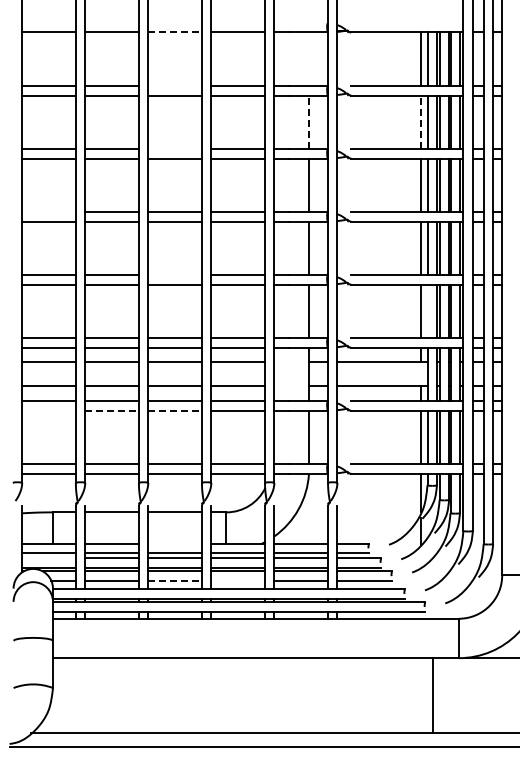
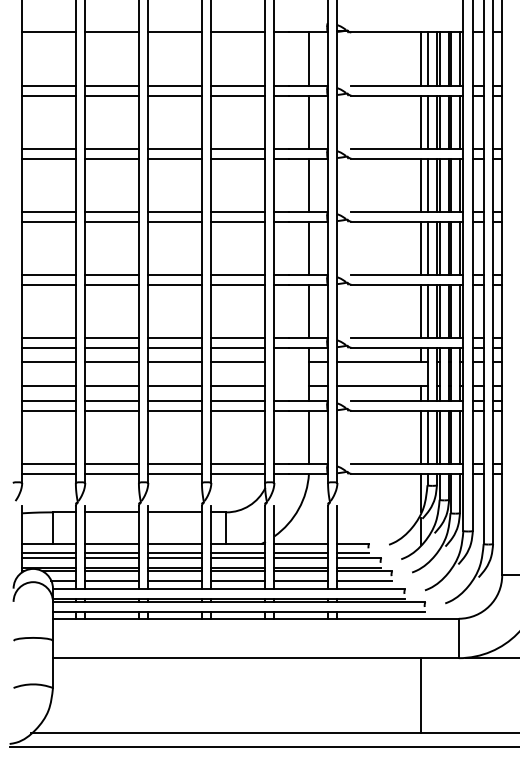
line: dashed -> solid (175, 32)
line: none -> present (309, 59)
line: none -> present (174, 86)
line: dashed -> solid (309, 122)
line: dashed -> solid (421, 122)
line: none -> present (174, 149)
line: none -> present (48, 212)
line: none -> present (174, 275)
line: none -> present (427, 311)
line: none -> present (48, 410)
line: dashed -> solid (112, 410)
line: dashed -> solid (175, 410)
line: none -> present (174, 543)
line: none -> present (48, 558)
line: dashed -> solid (175, 580)
line: none -> present (237, 580)
line position: (433, 695) -> (421, 695) (421, 695)
